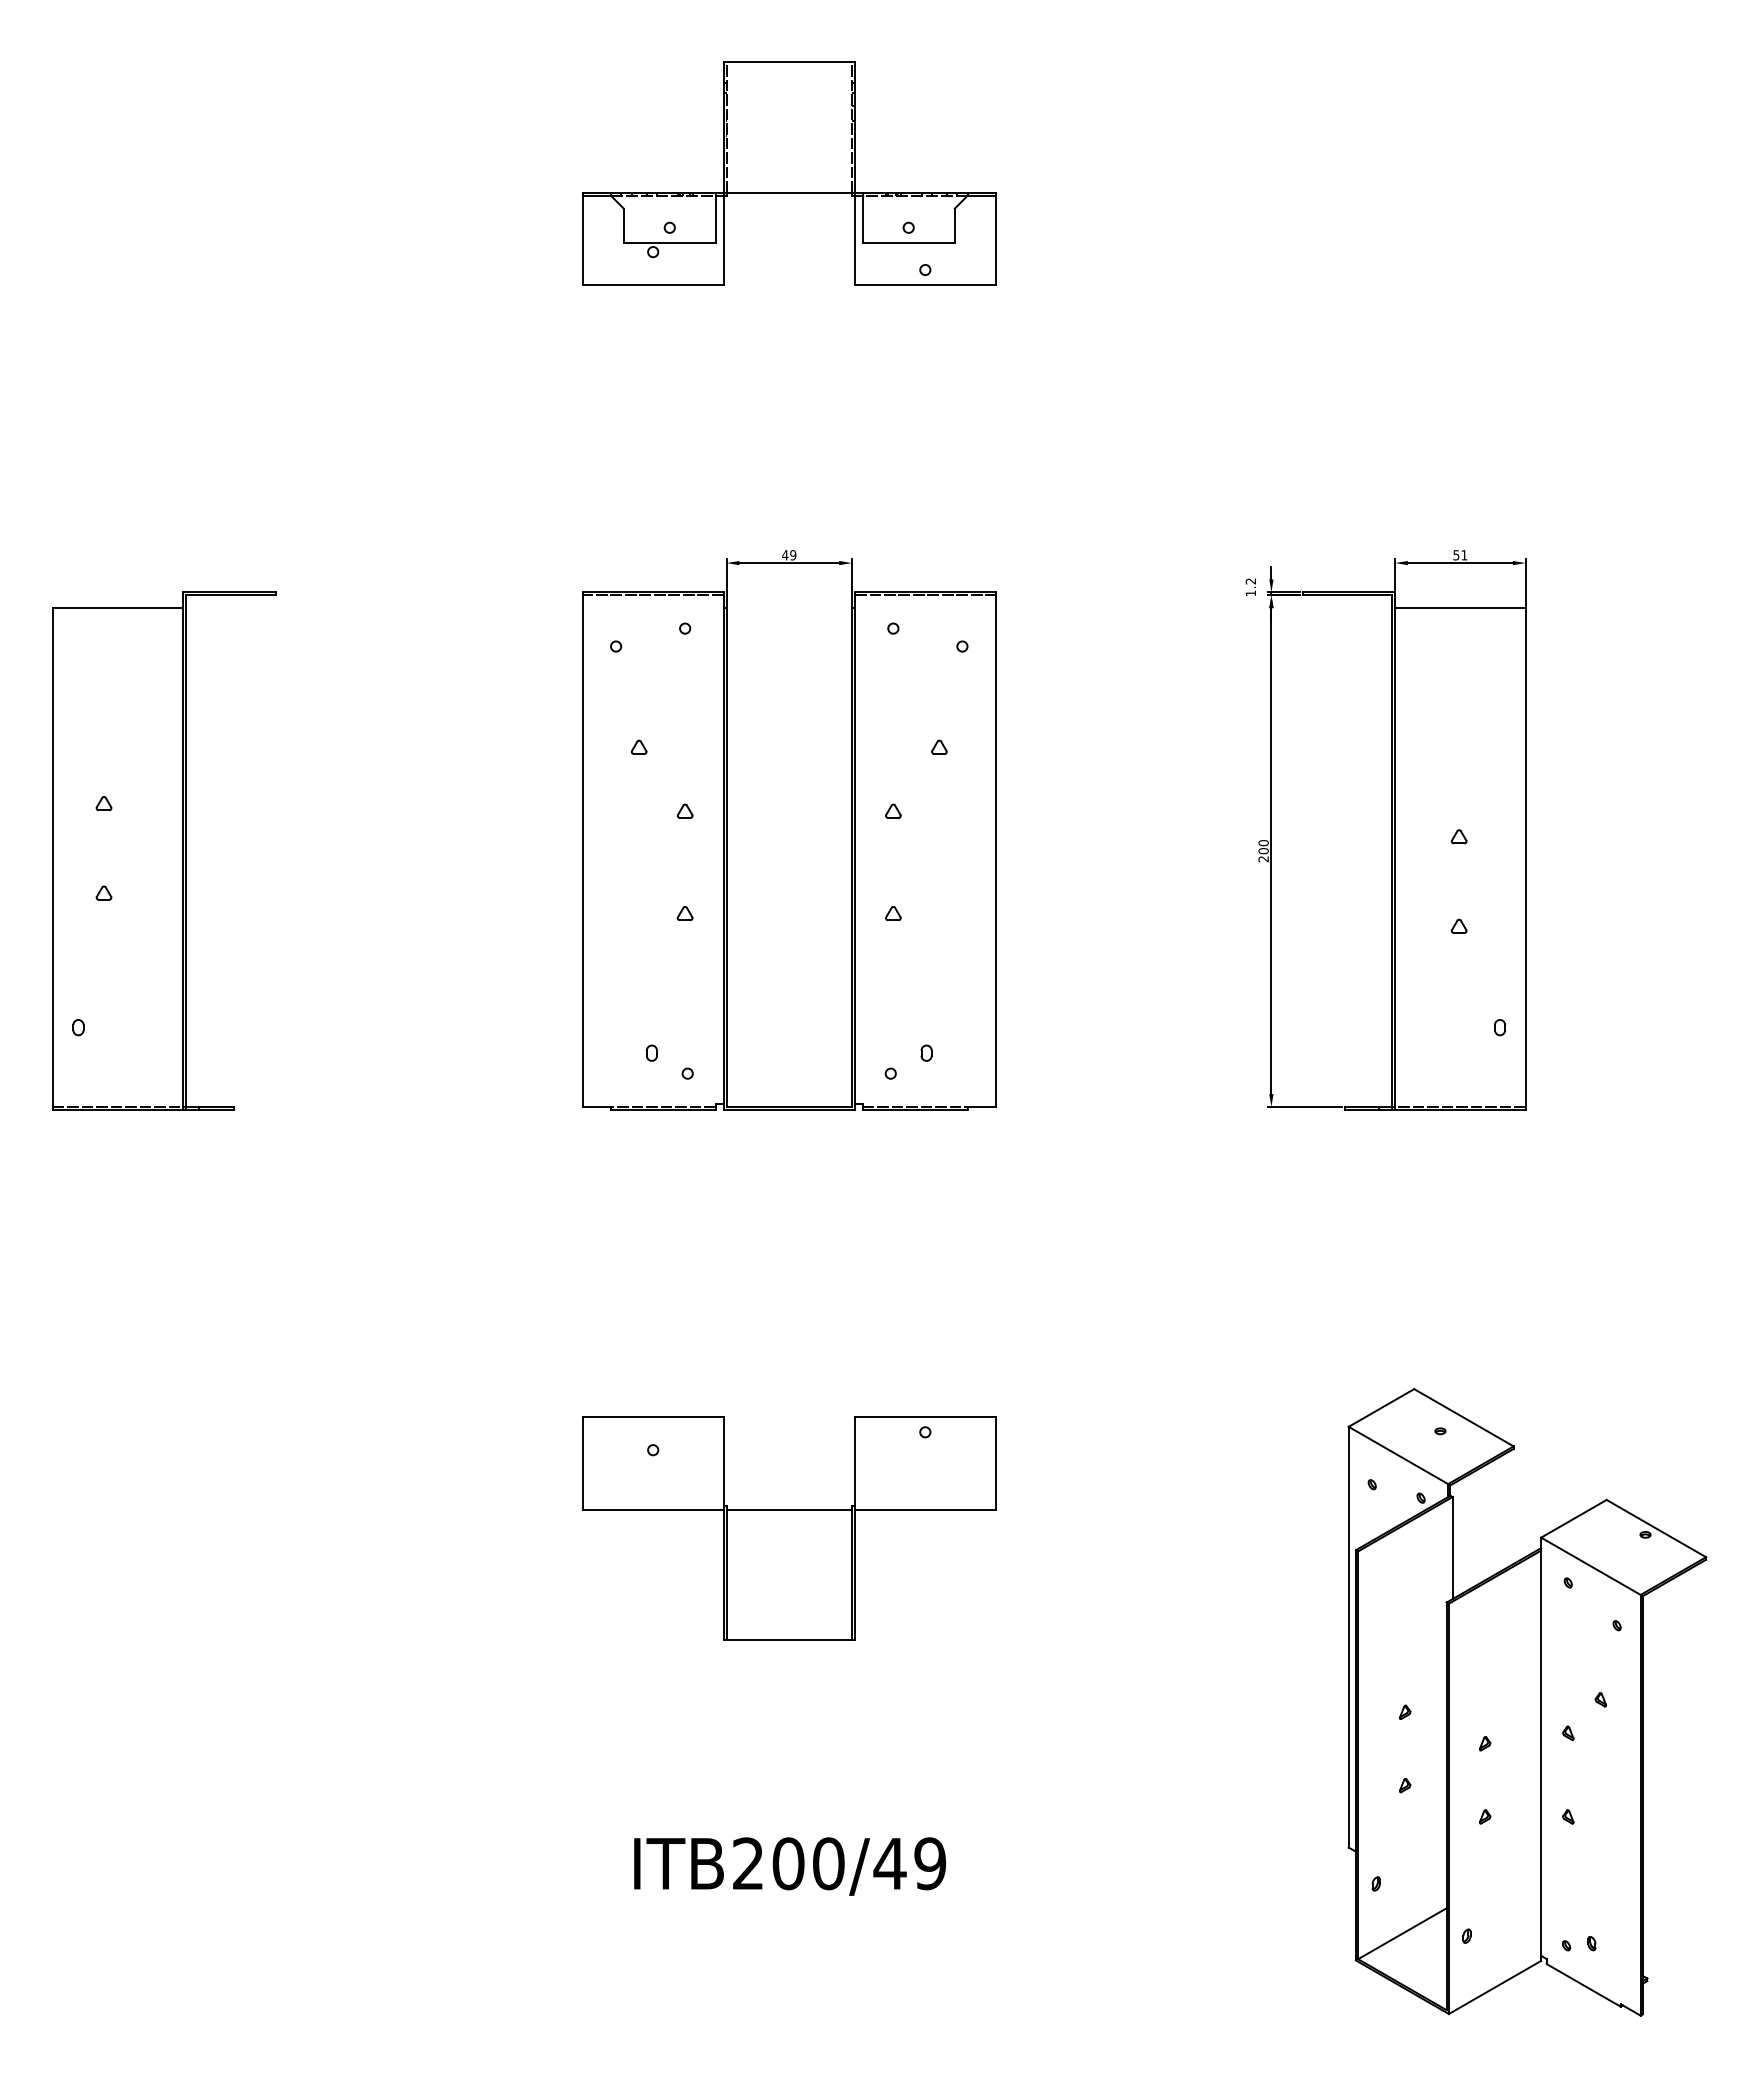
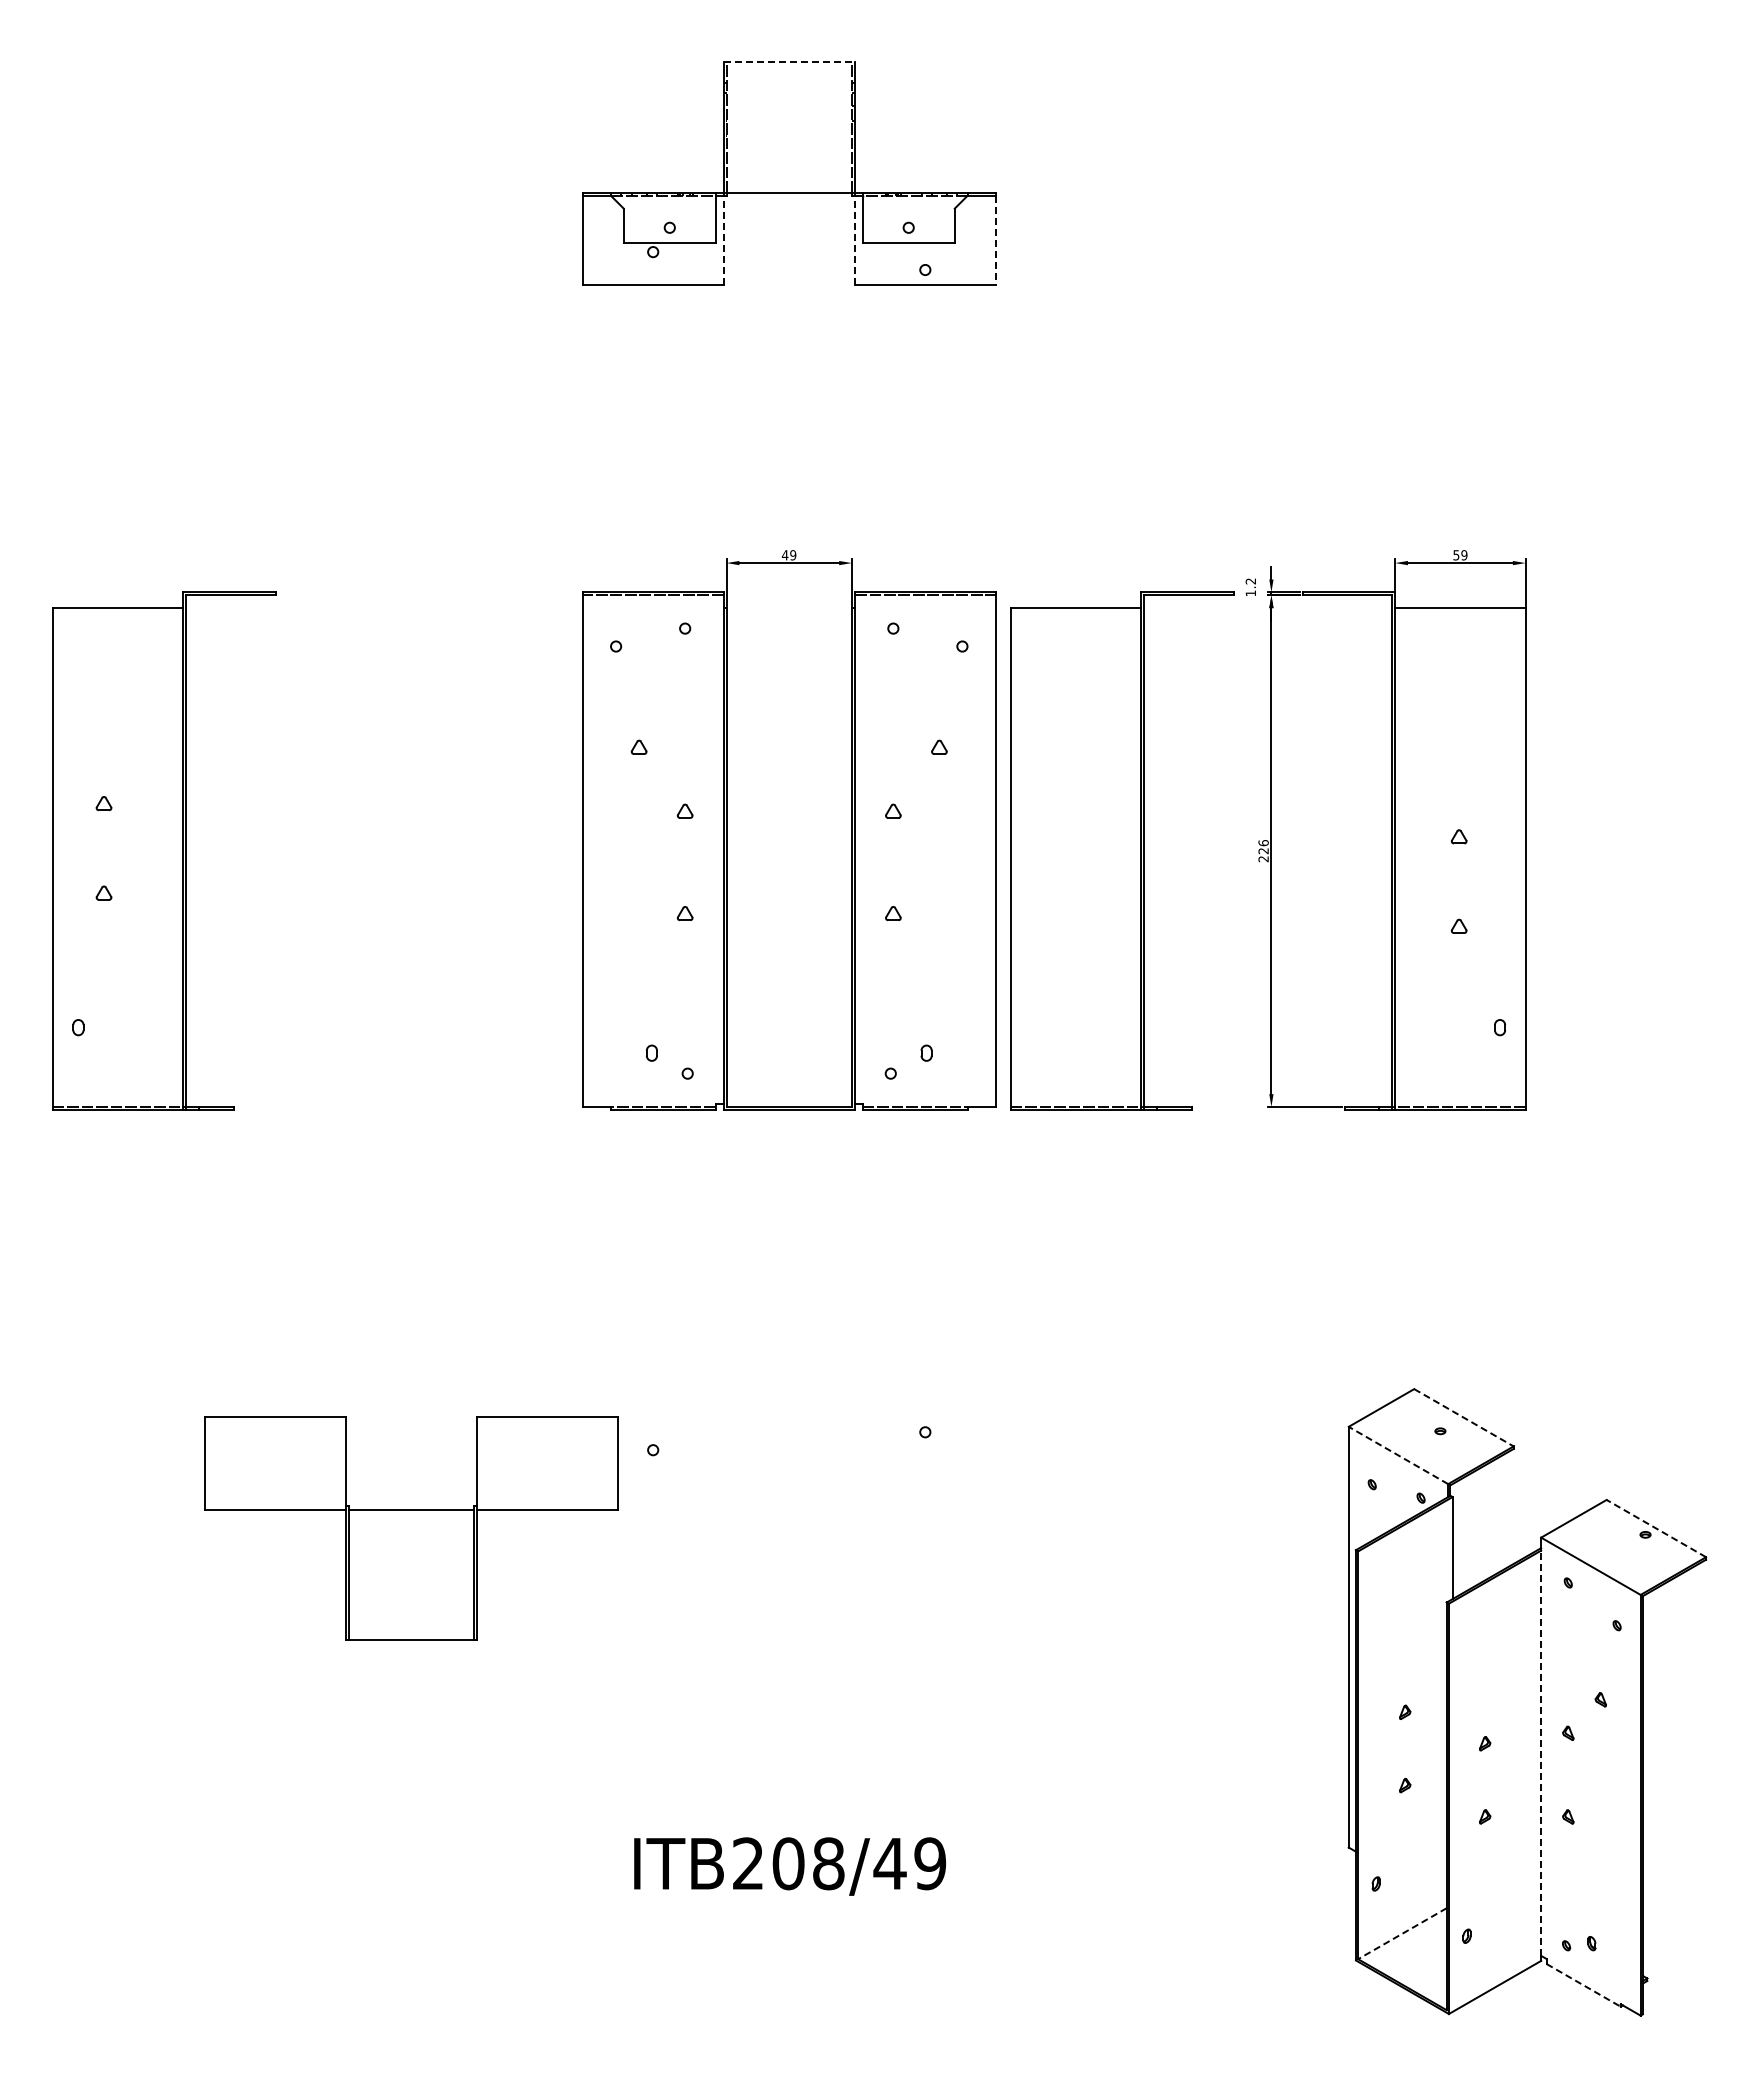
line: solid -> dashed (789, 62)
line: solid -> dashed (723, 240)
line: solid -> dashed (855, 240)
line: solid -> dashed (995, 240)
text: 51 -> 59 (1464, 555)
text: 200 -> 226 (1263, 847)
part: none -> present (1122, 850)
line: solid -> dashed (1464, 1418)
line: solid -> dashed (1398, 1455)
part position: (789, 1528) -> (411, 1528) (411, 1528)
line: solid -> dashed (1655, 1528)
line: solid -> dashed (1541, 1753)
text: ITB200/49 -> ITB208/49 (828, 1863)
line: solid -> dashed (1402, 1933)
line: solid -> dashed (1583, 1985)
